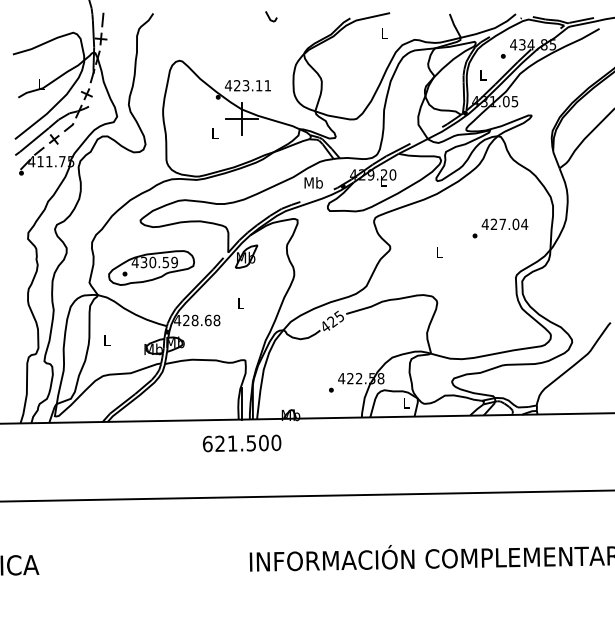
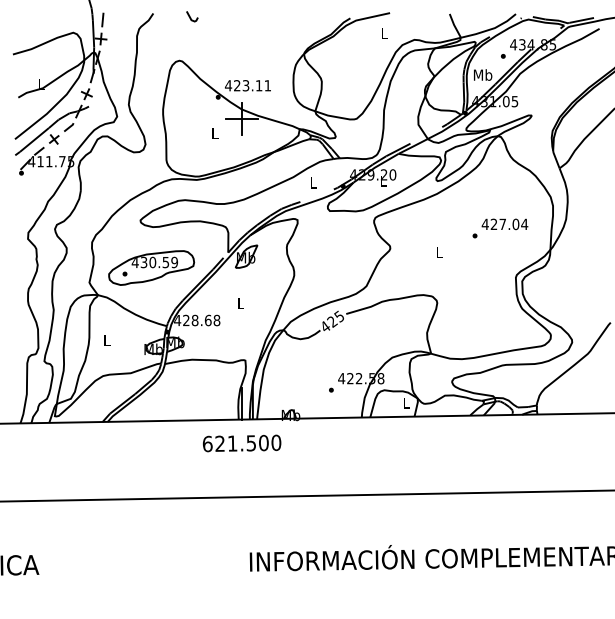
line position: (270, 17) -> (191, 17) (191, 17)
text: L -> Mb (482, 74)
text: Mb -> L (313, 182)
